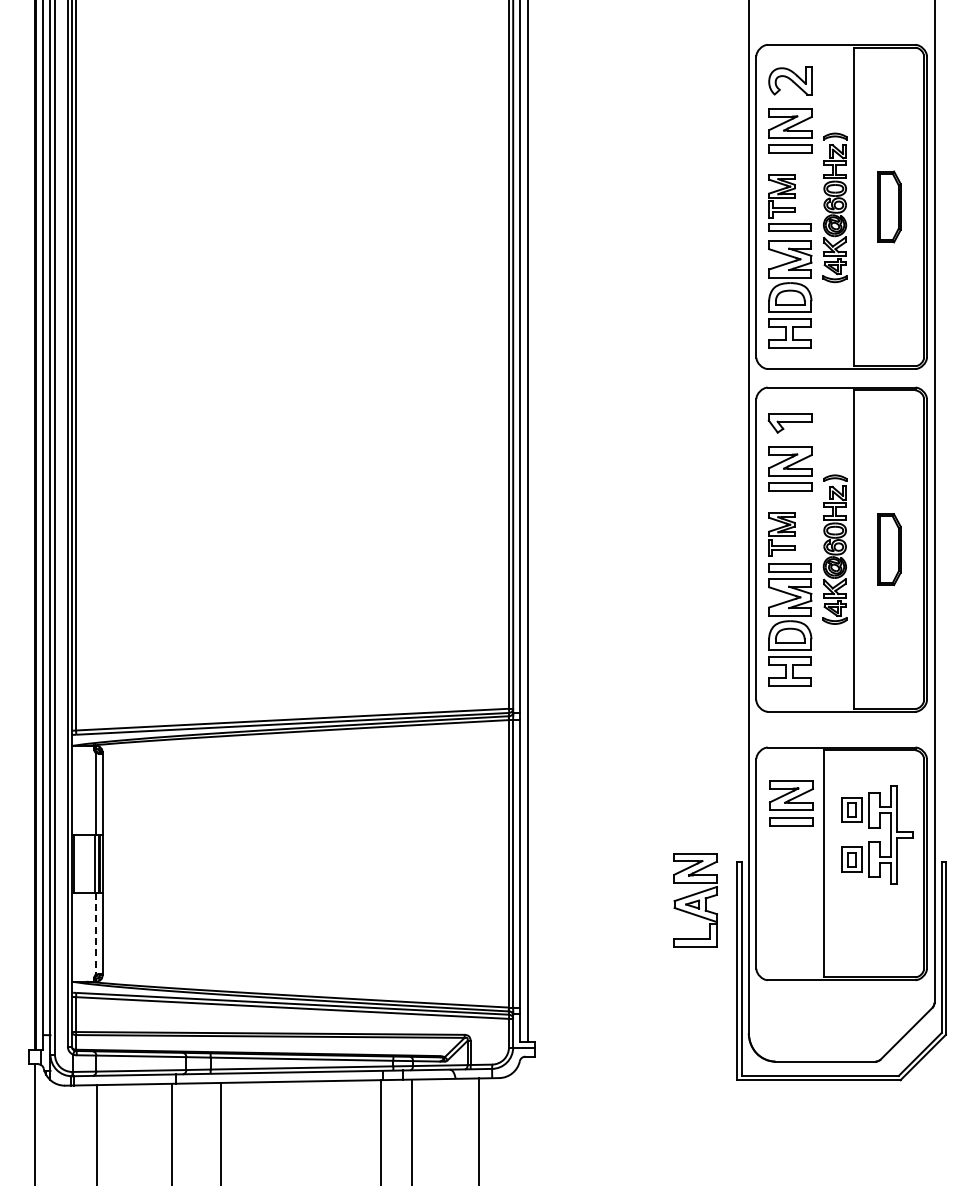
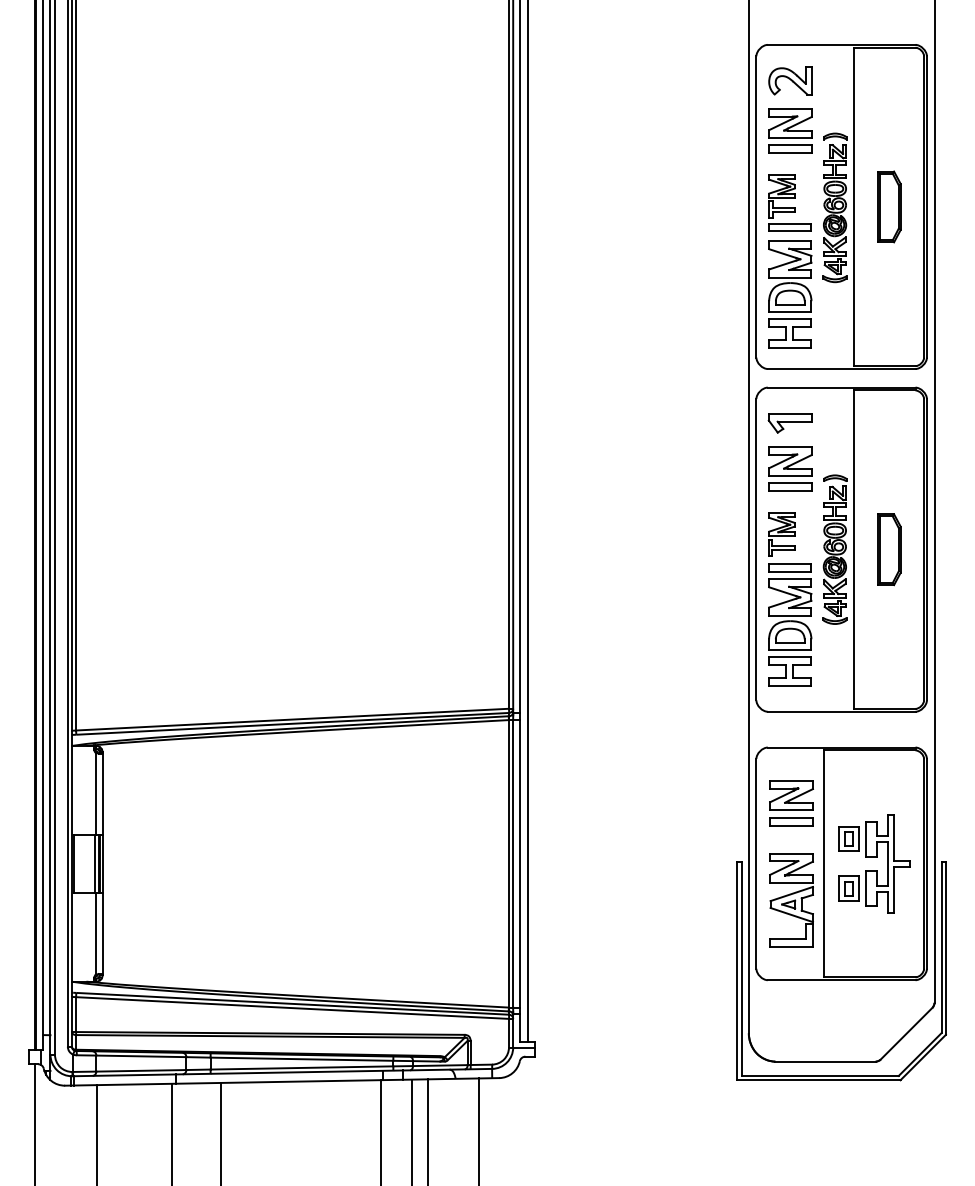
part position: (877, 834) -> (874, 863) (874, 863)
part position: (695, 900) -> (791, 900) (791, 900)
line: dashed -> solid (96, 933)
line: none -> present (428, 1130)
